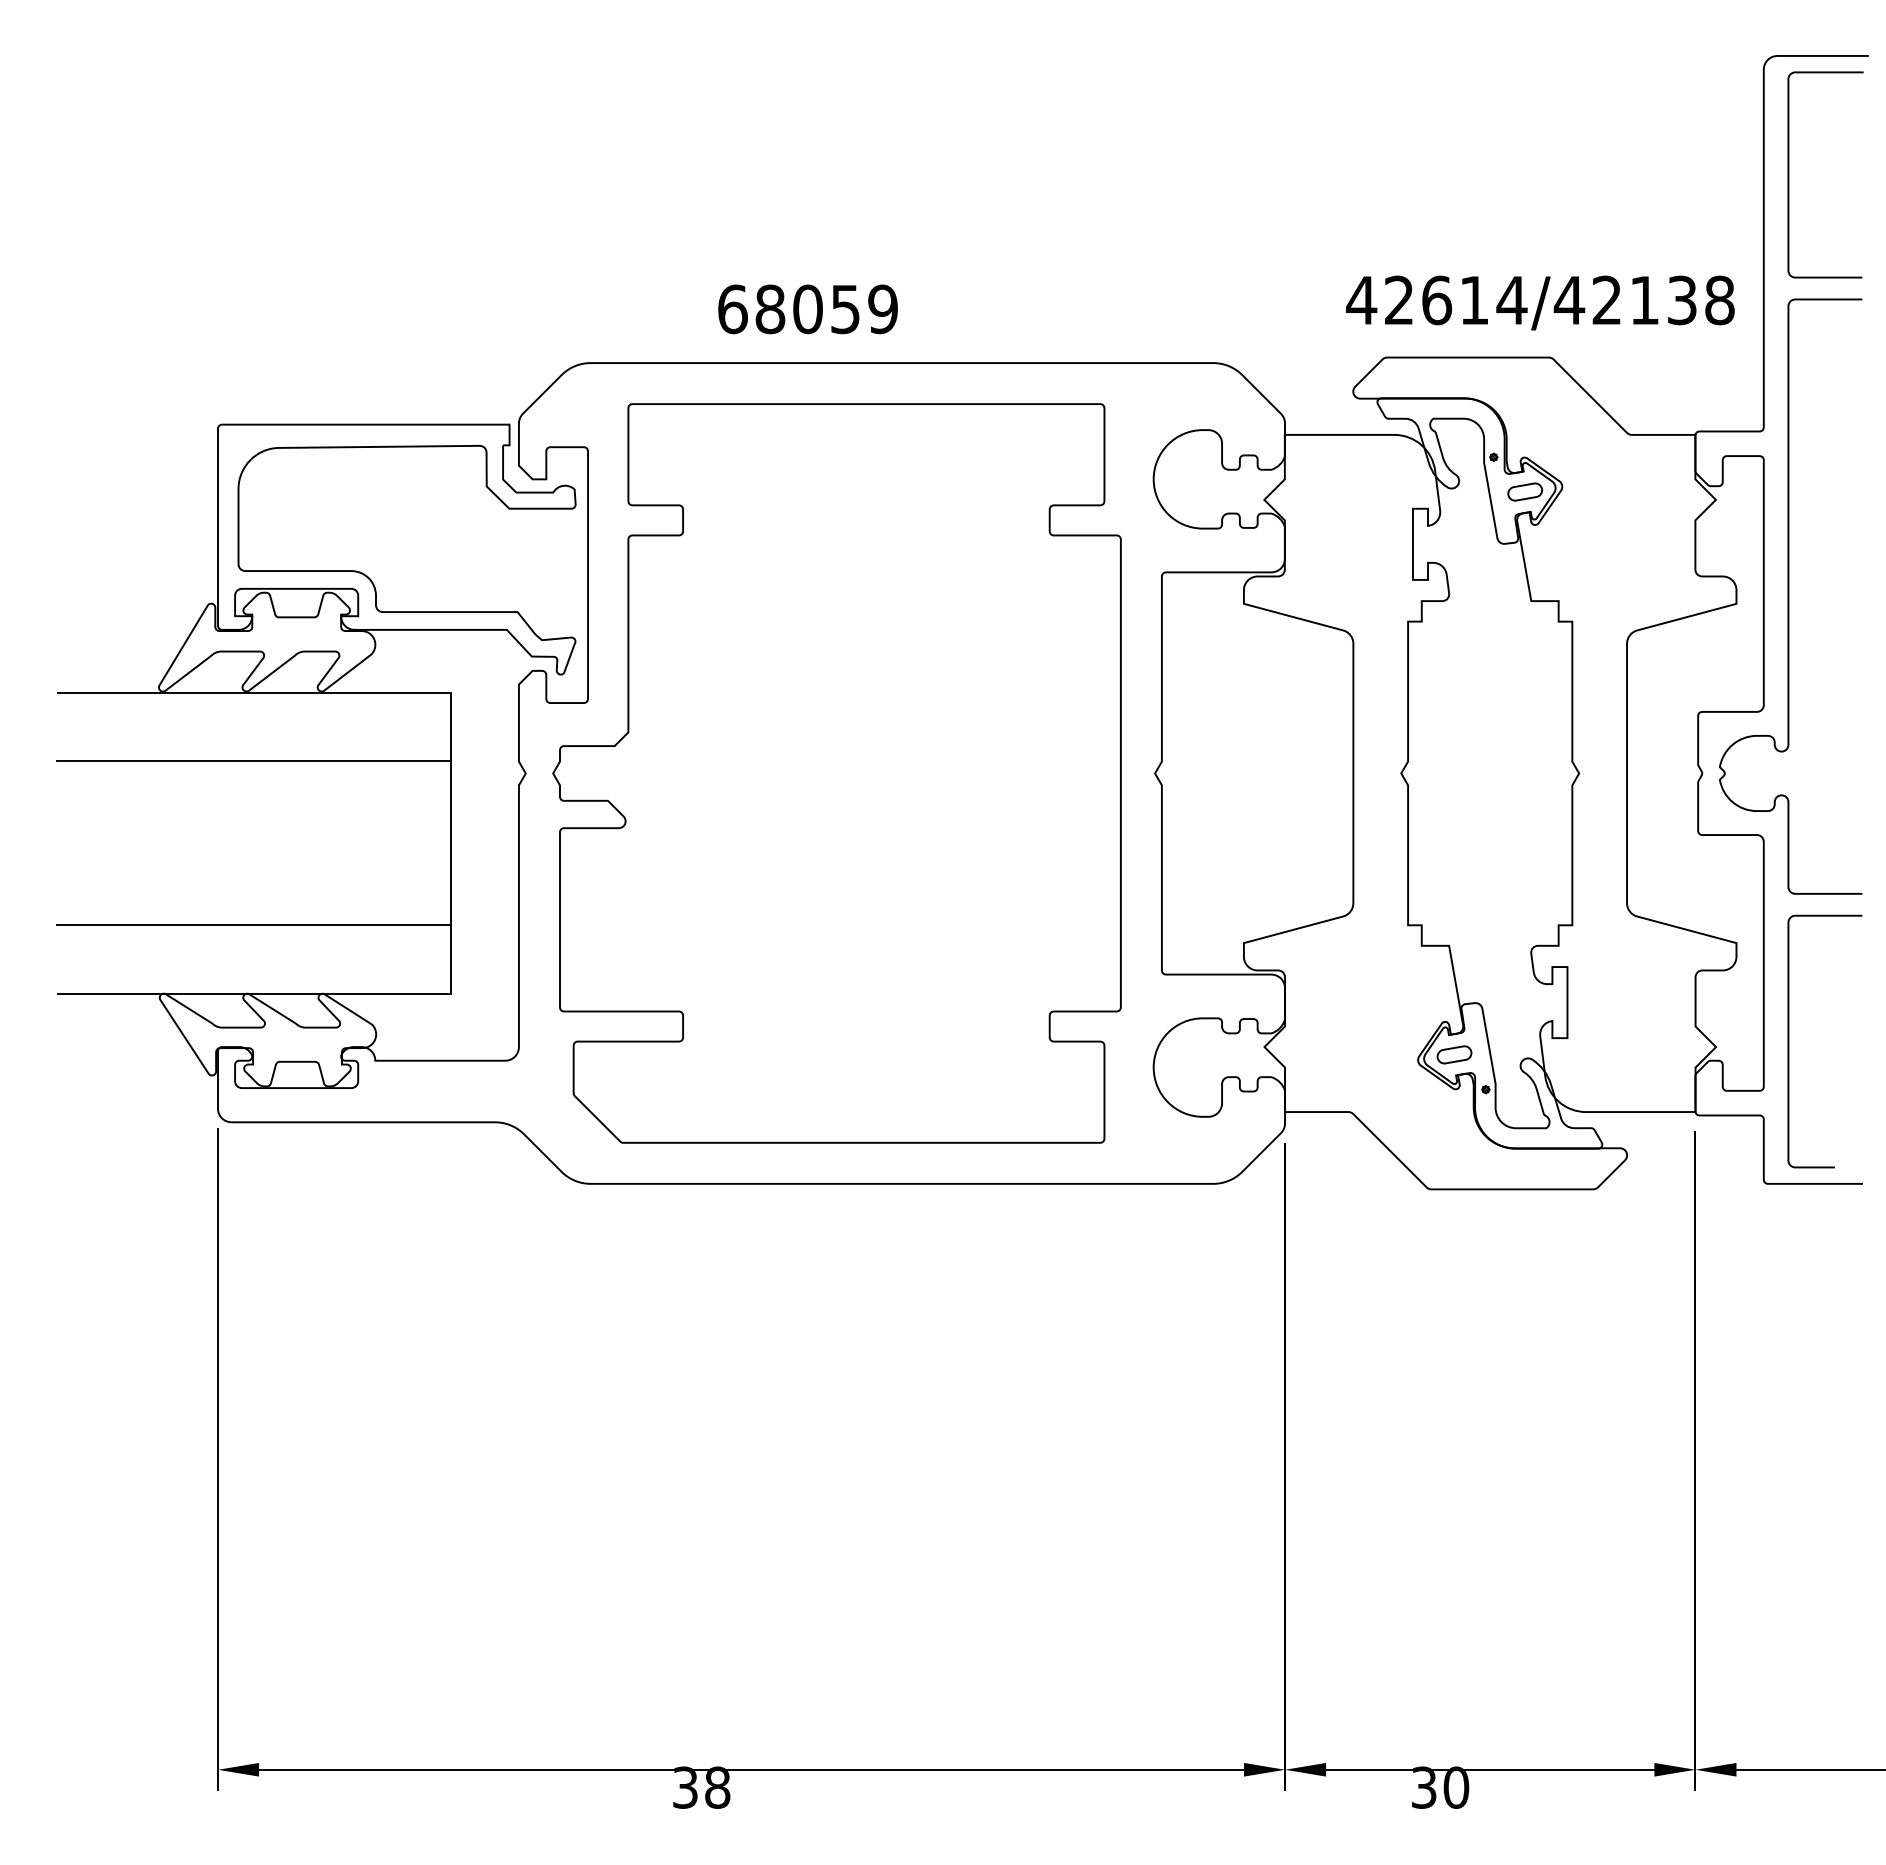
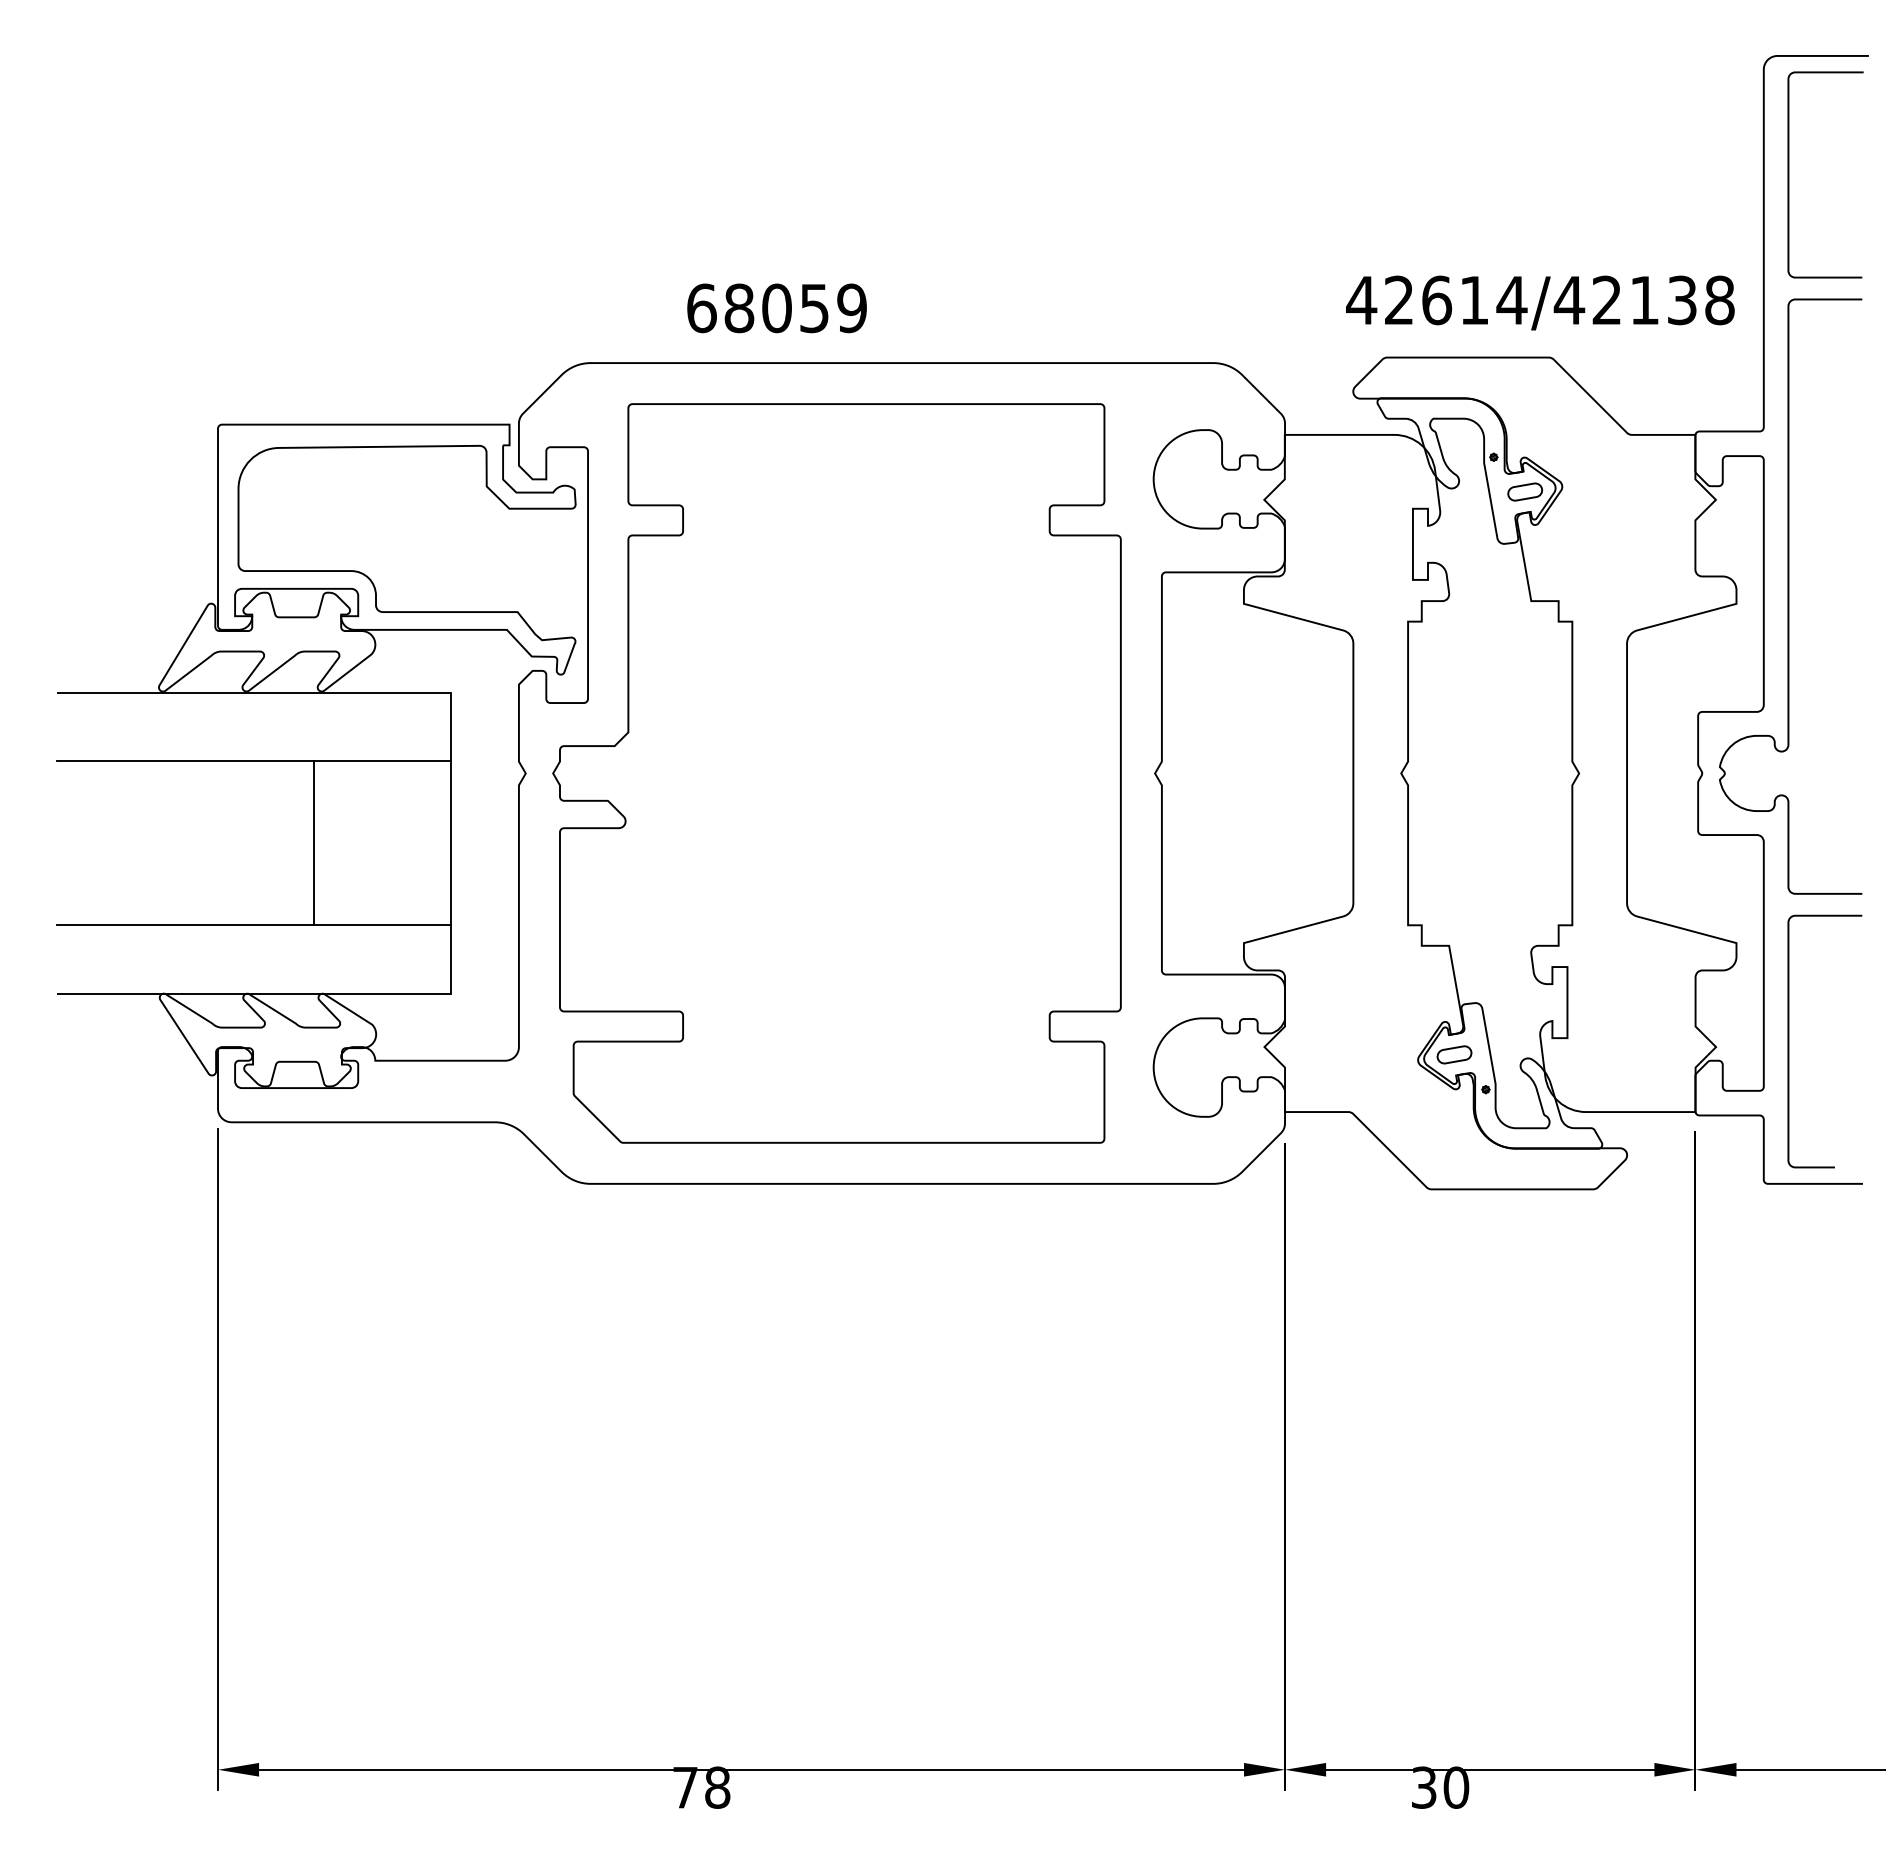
text position: (807, 309) -> (776, 308) (776, 308)
line: none -> present (313, 843)
text: 38 -> 78 (685, 1787)
